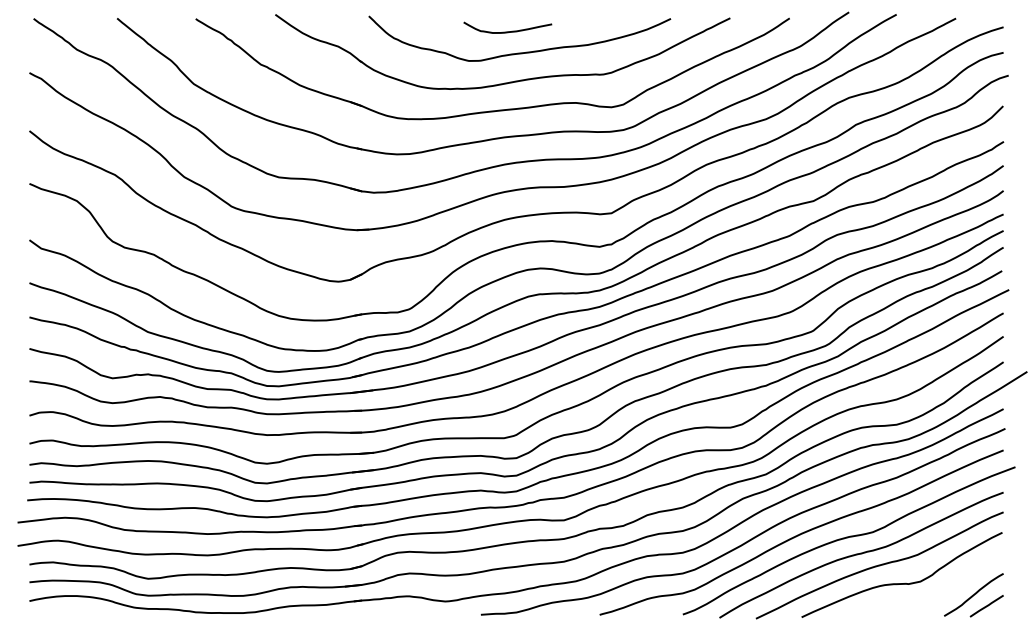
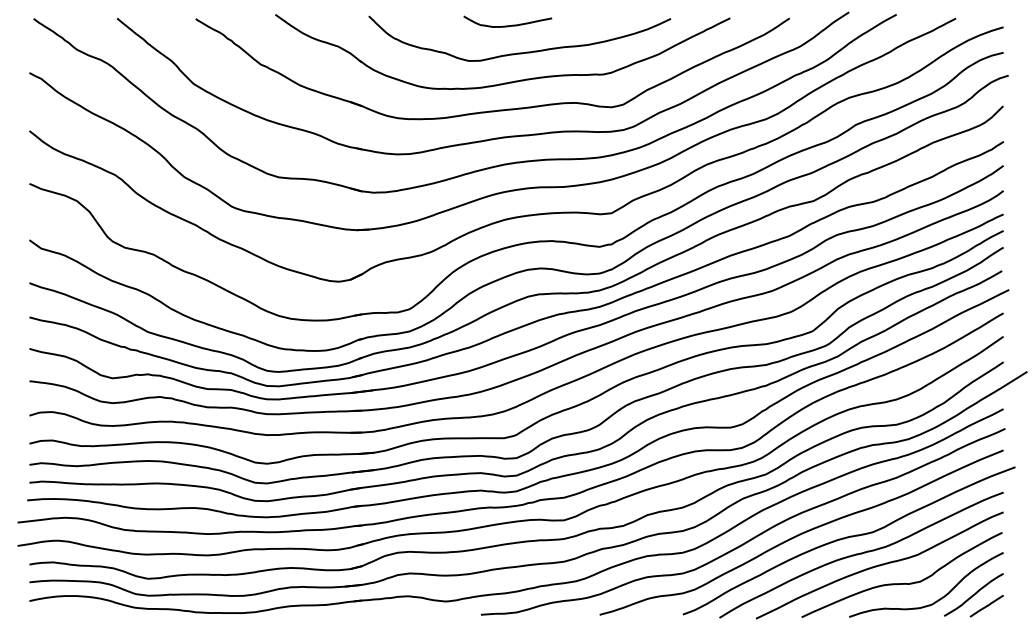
curve position: (507, 31) -> (507, 25) (507, 25)
curve: none -> present (934, 601)
